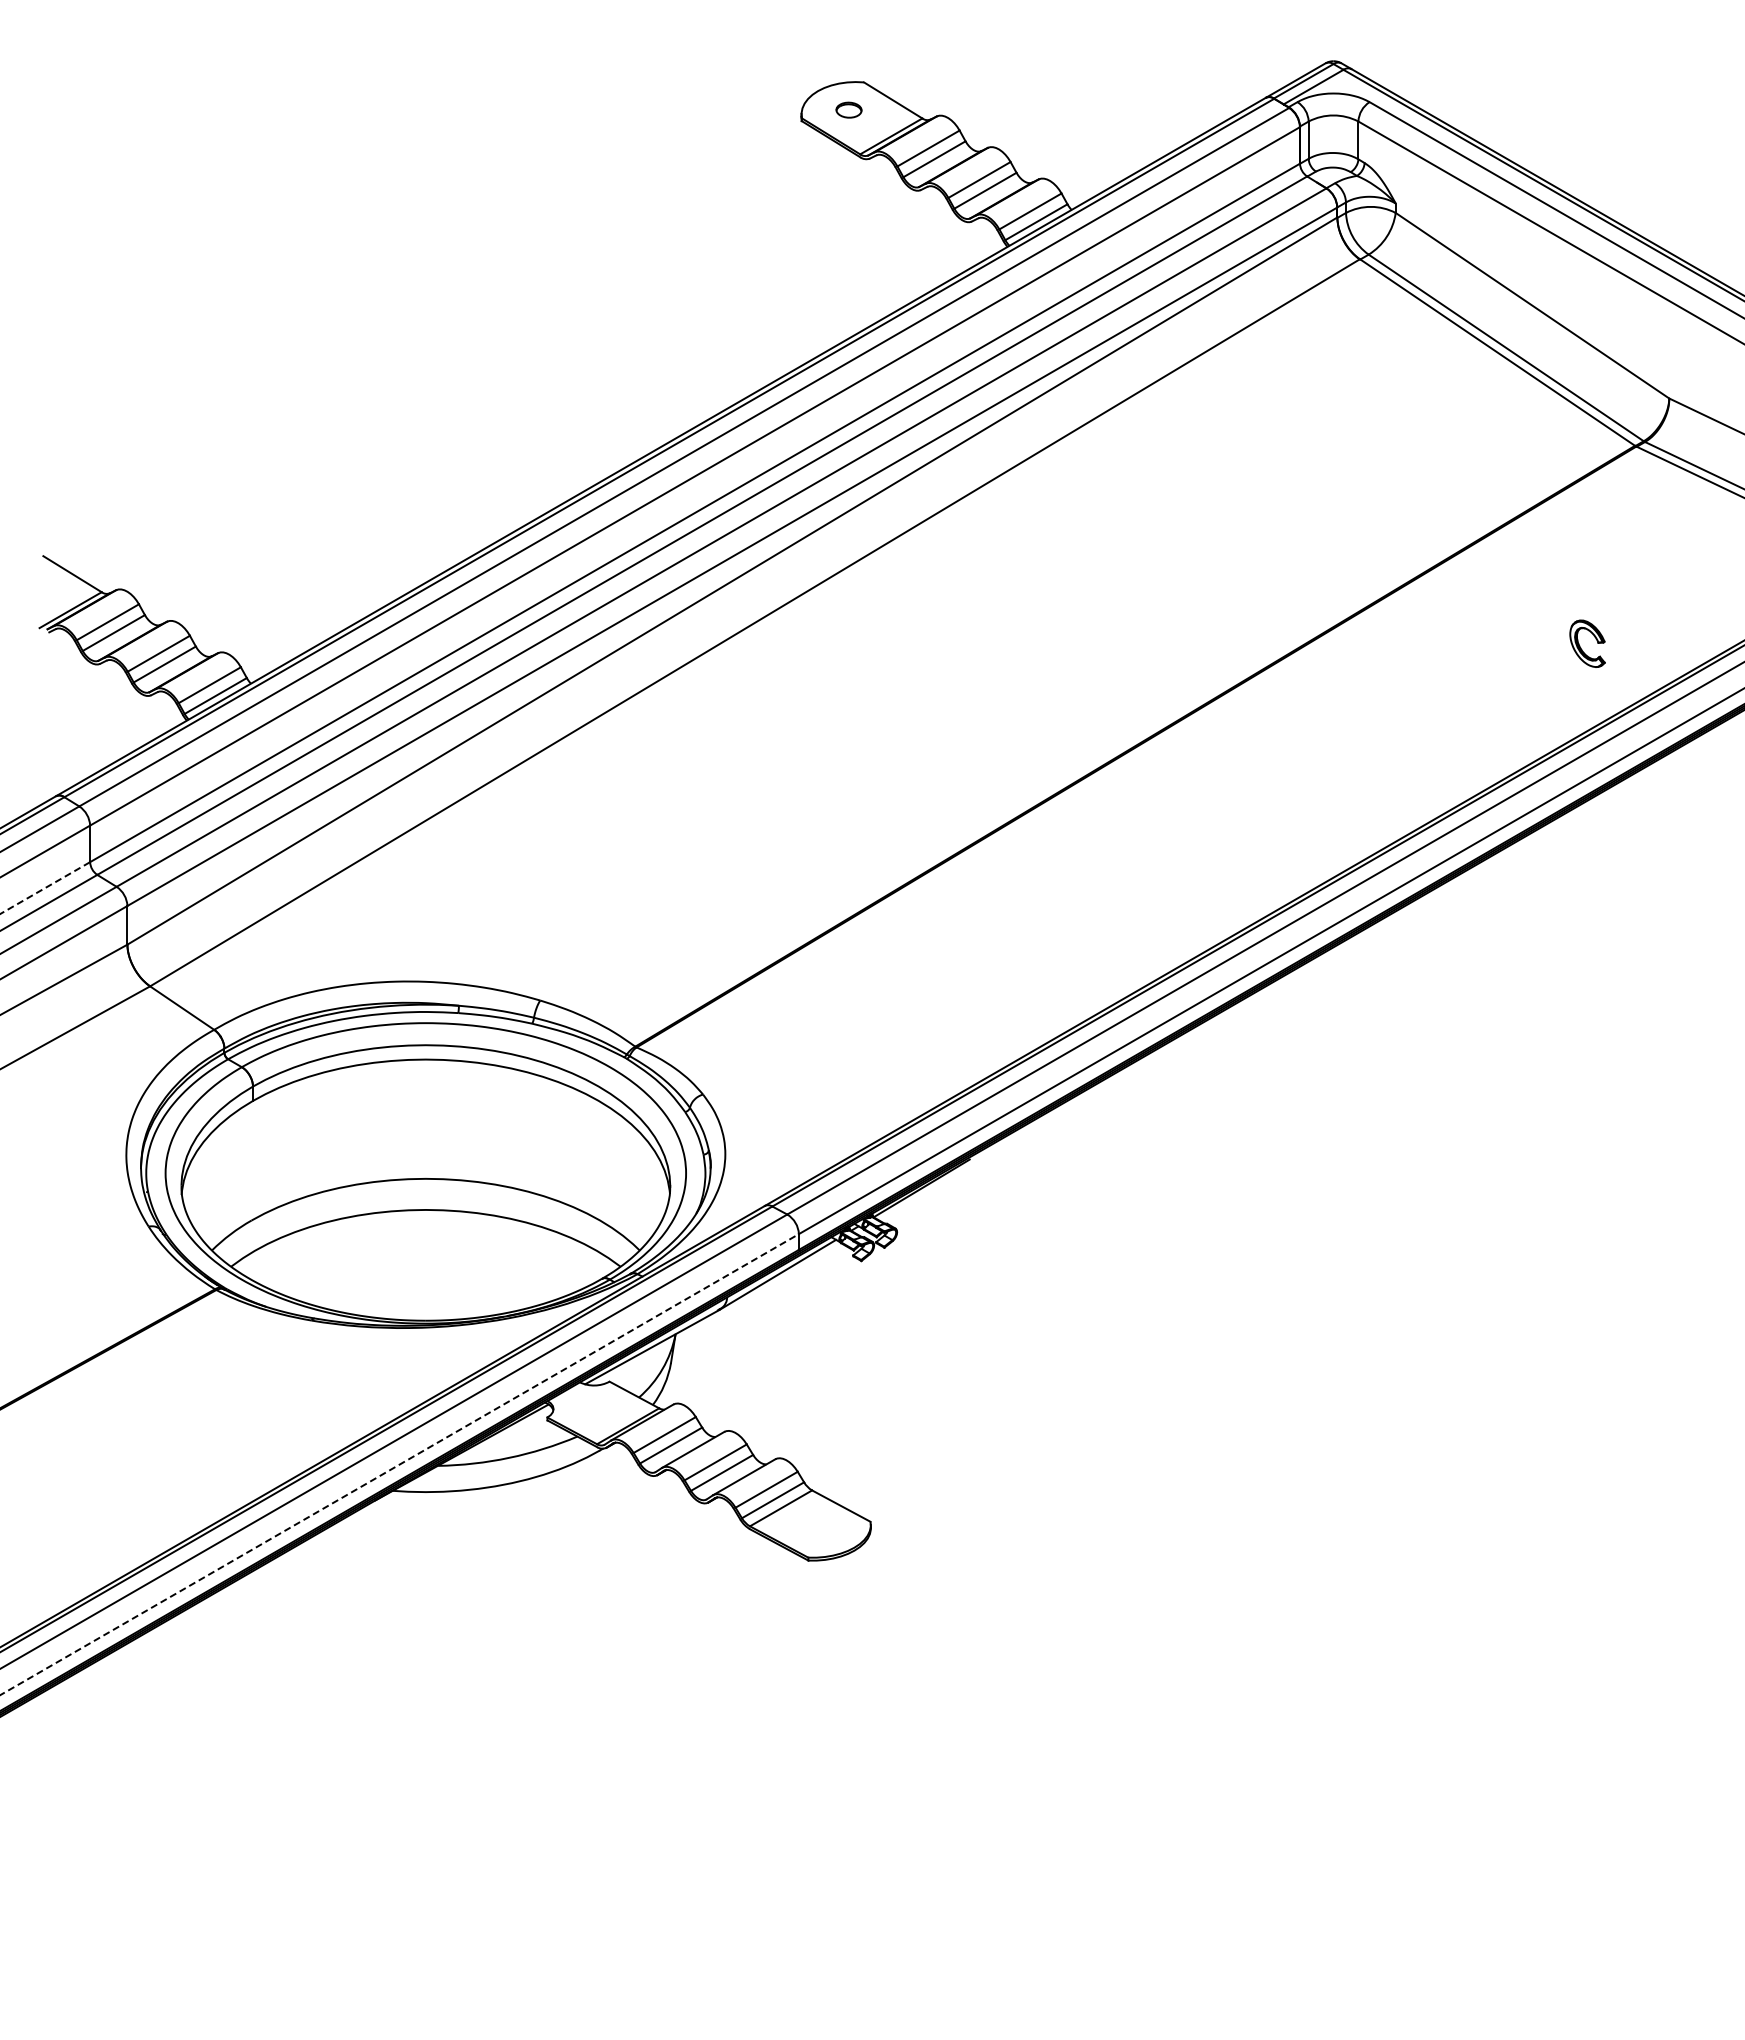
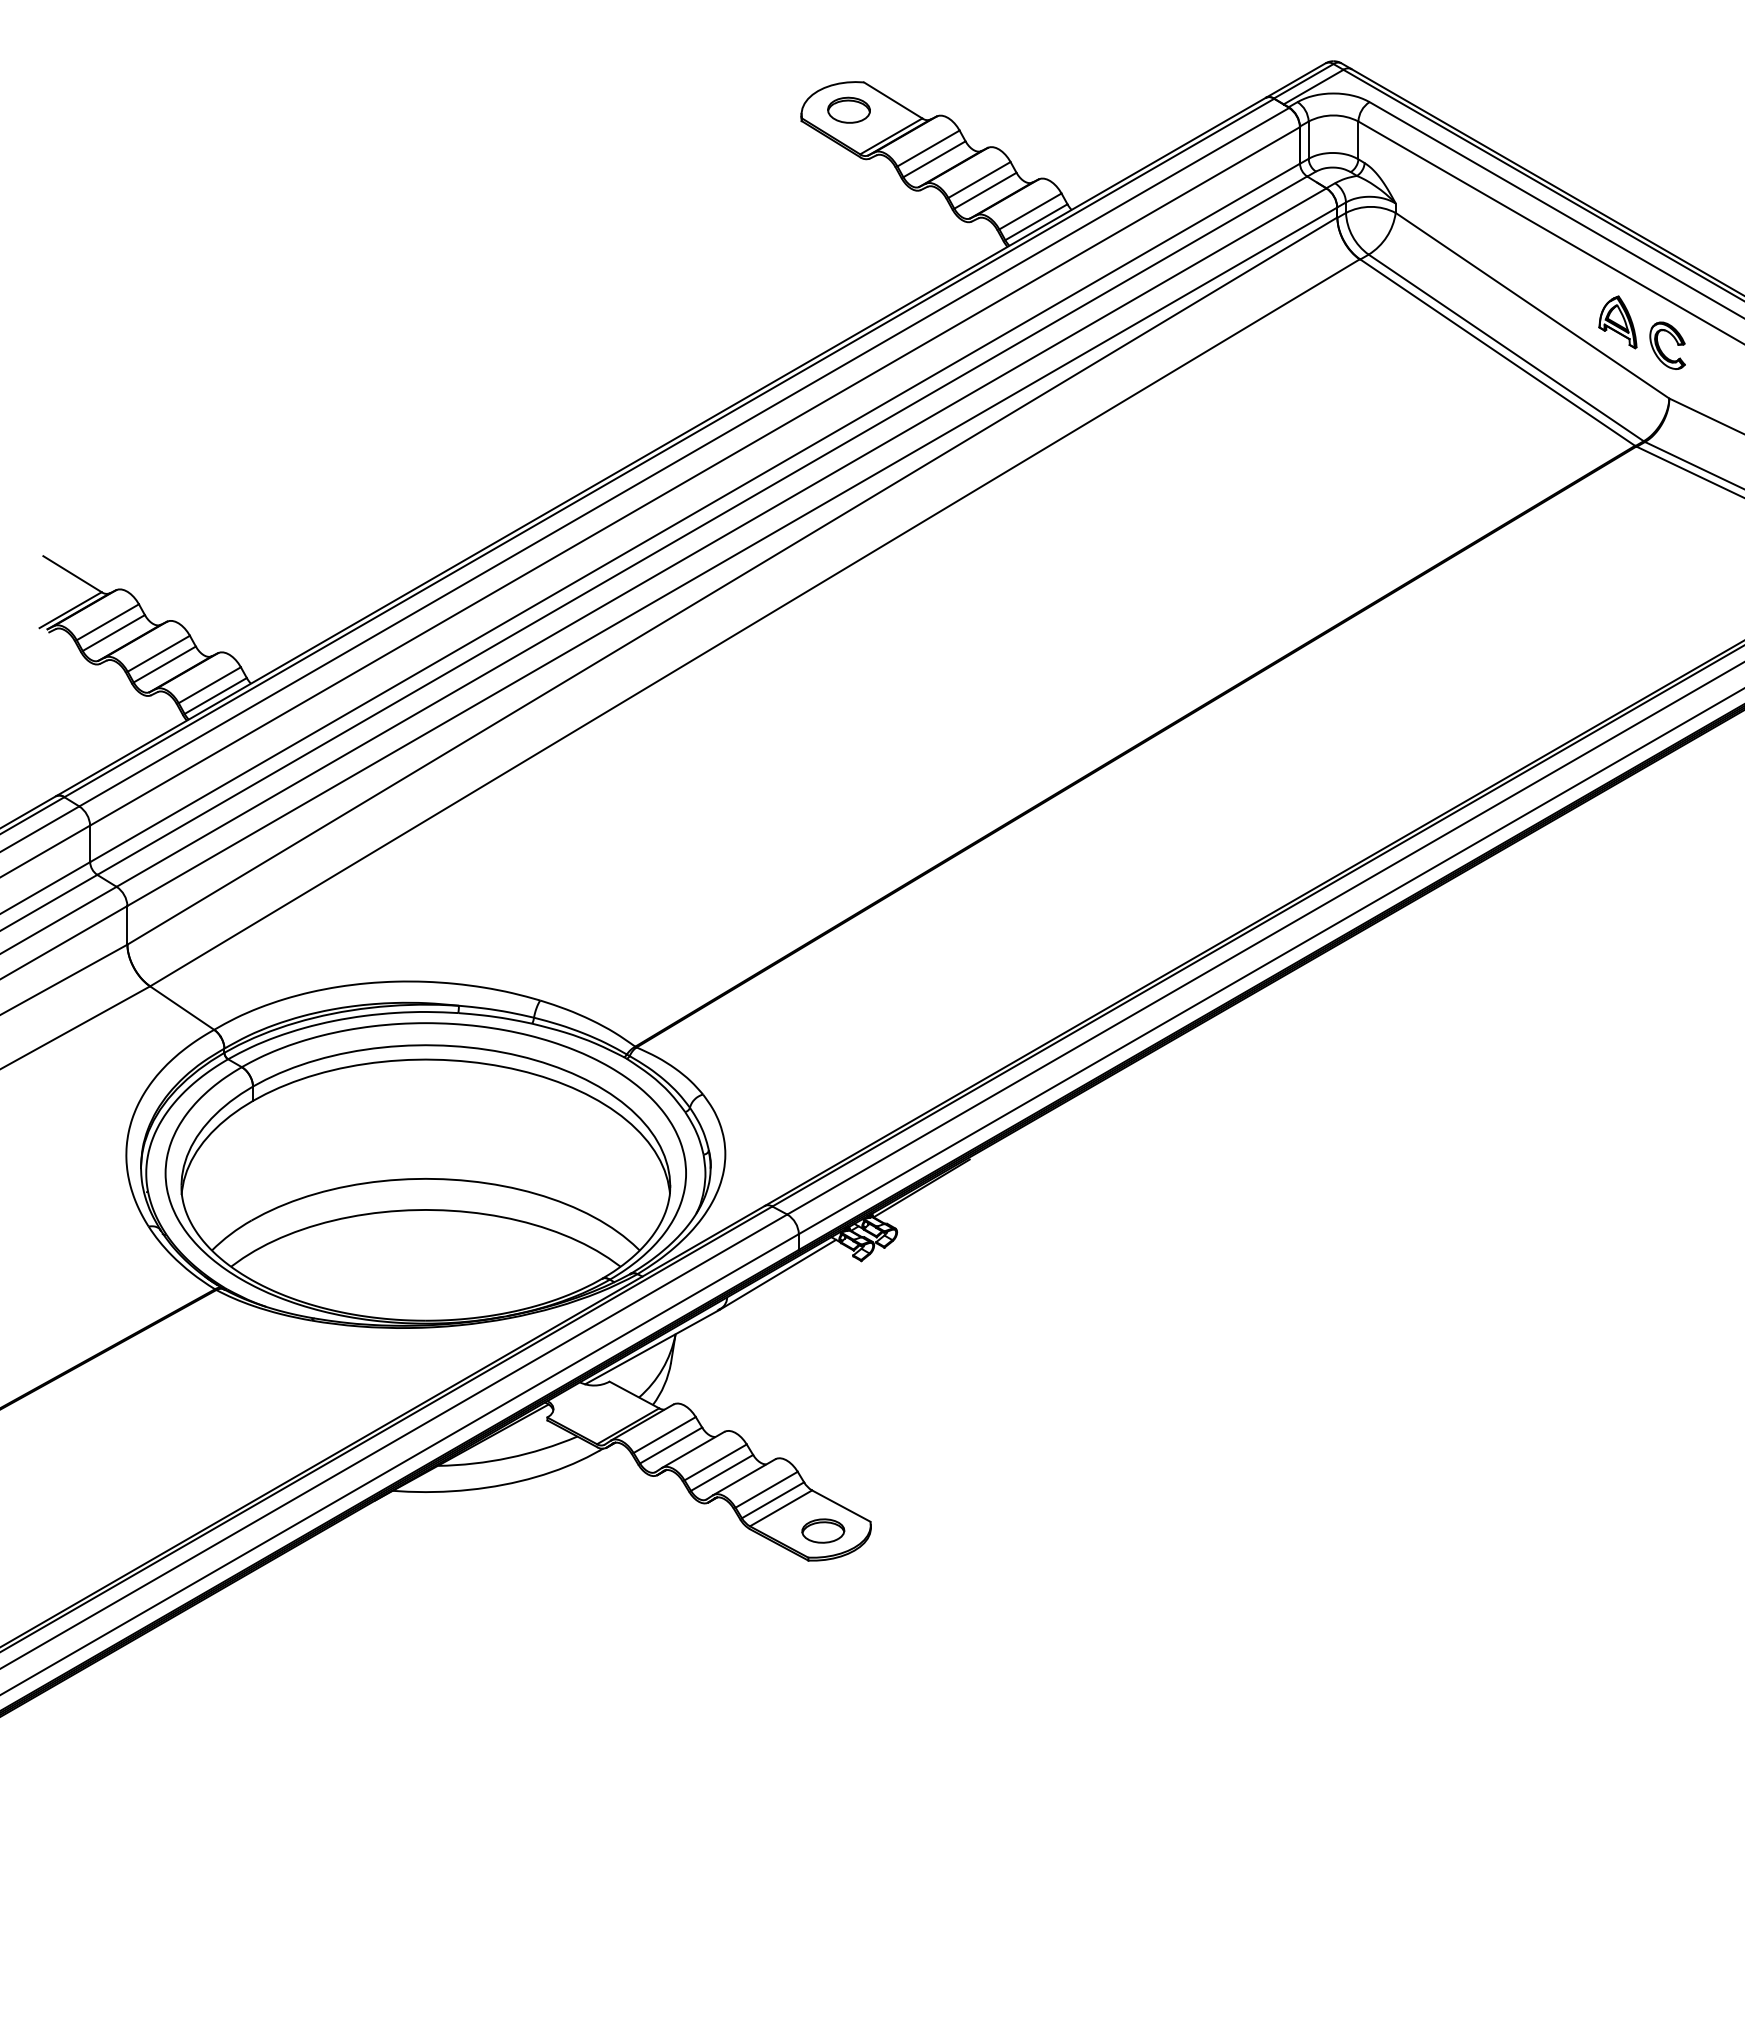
part size: 28x18 px -> 44x28 px (848, 109)
part: none -> present (1617, 322)
part position: (1581, 647) -> (1661, 349) (1661, 349)
line: dashed -> solid (45, 888)
line: dashed -> solid (399, 1464)
part: none -> present (823, 1530)
